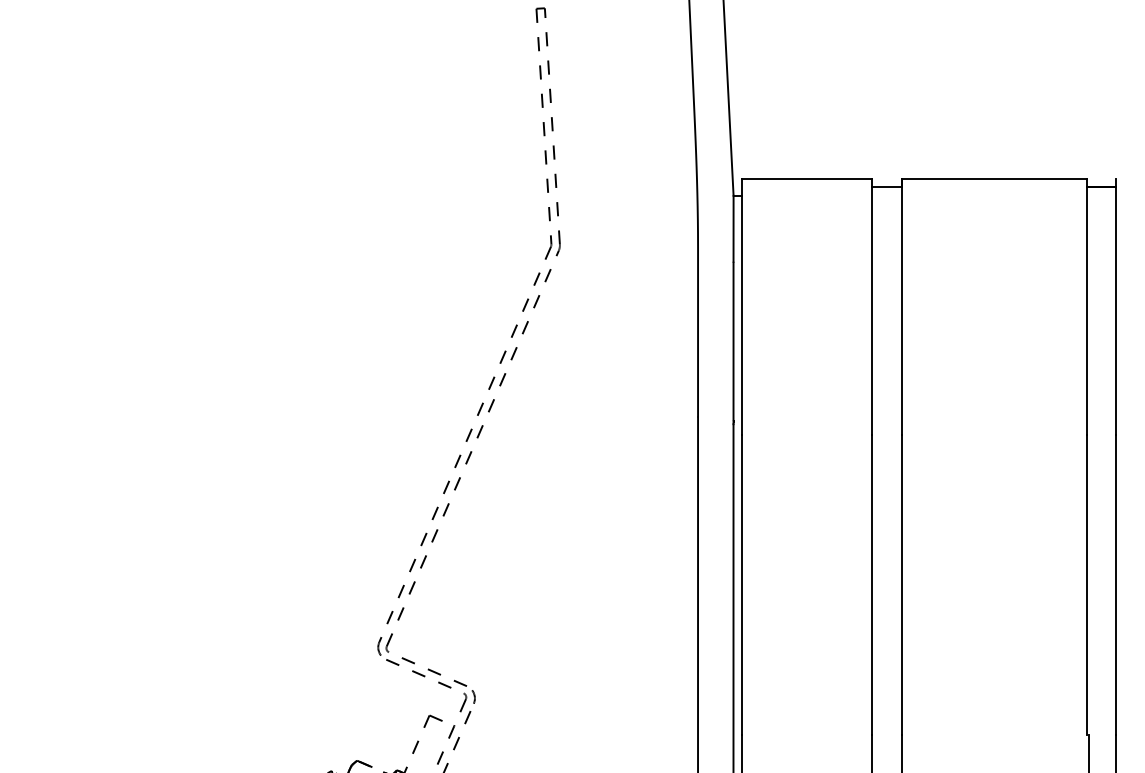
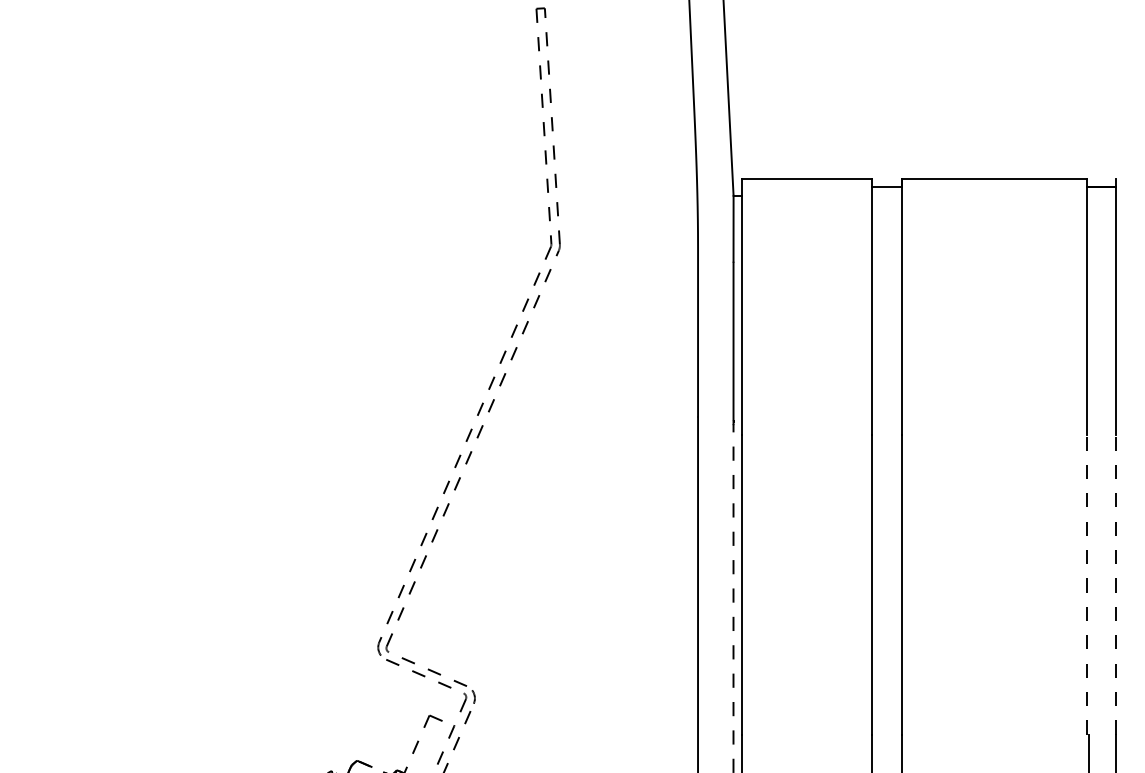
line: solid -> dashed (1086, 584)
line: solid -> dashed (1115, 584)
line: solid -> dashed (733, 598)
